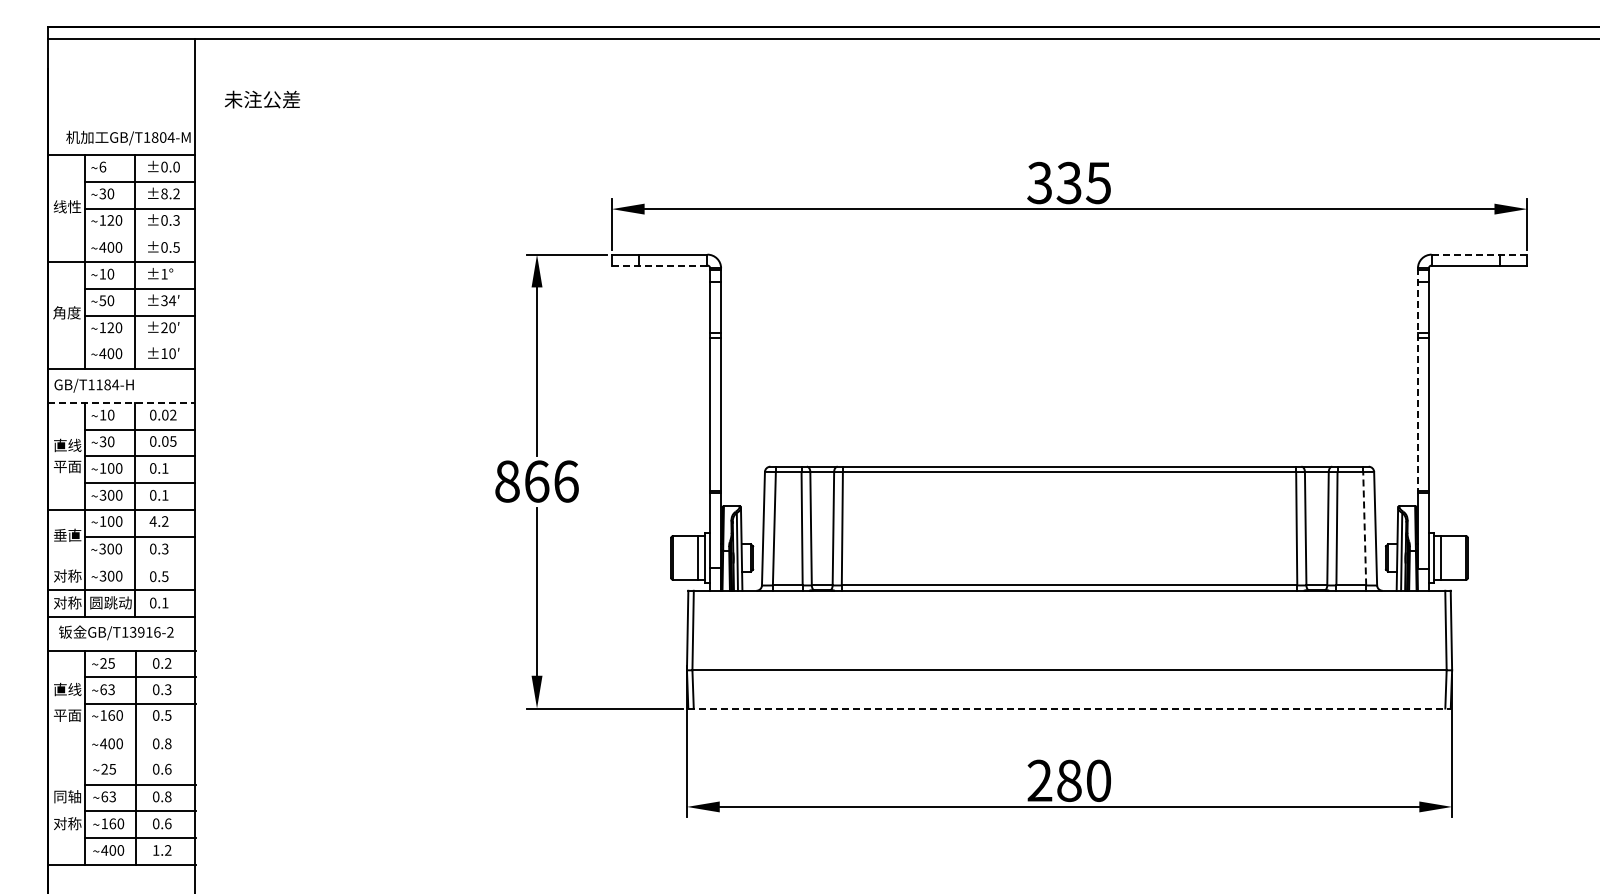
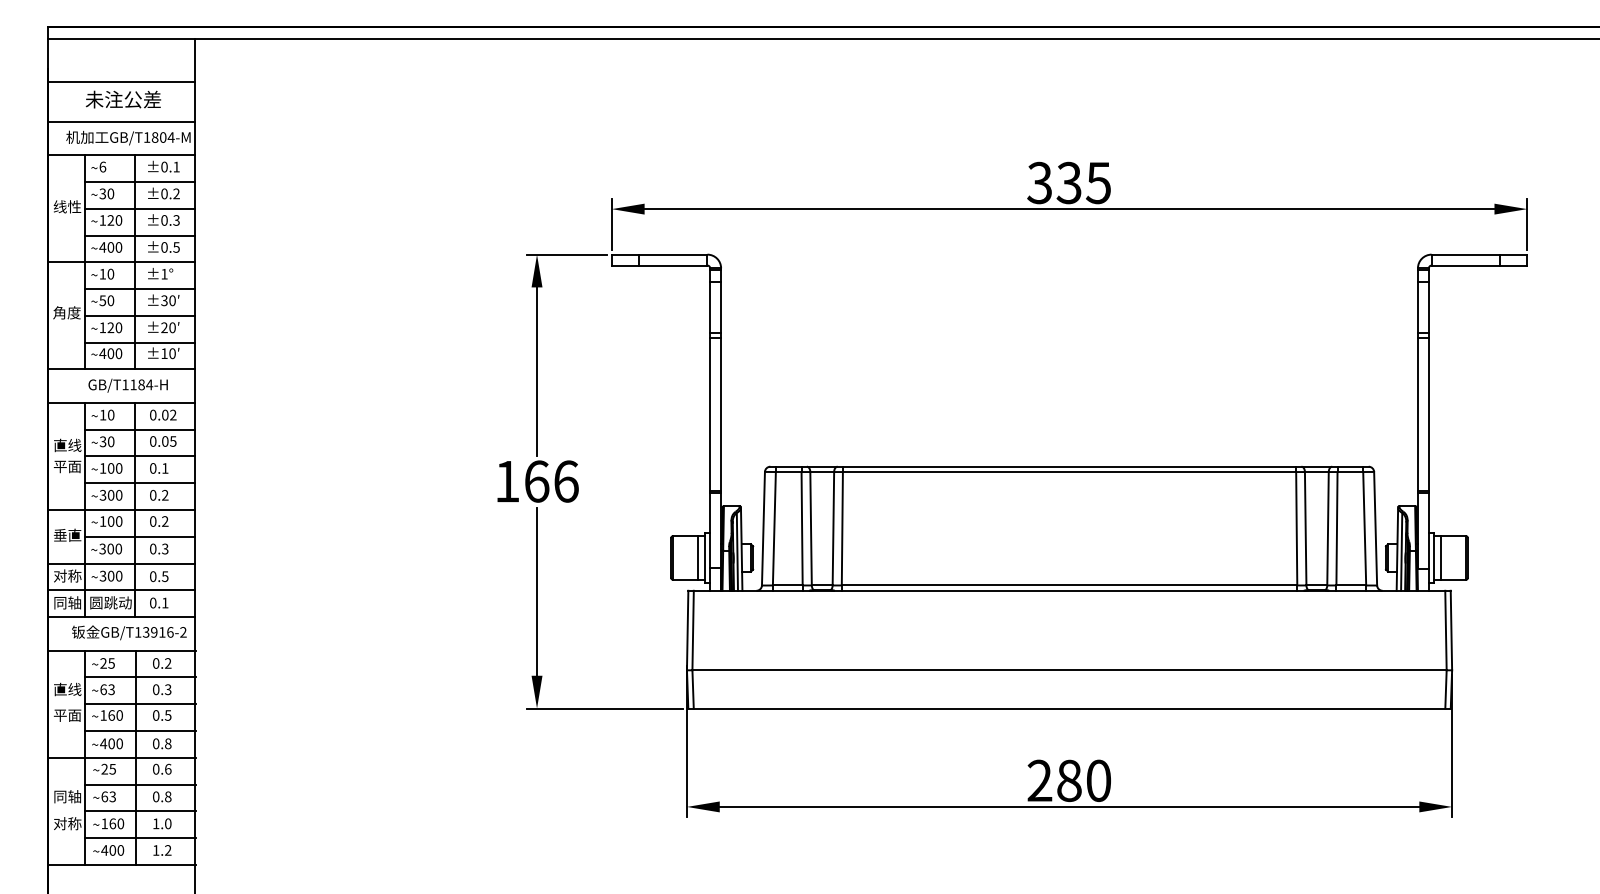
line: none -> present (121, 81)
text position: (262, 99) -> (123, 99) (123, 99)
line: none -> present (121, 121)
text: ±0.0 -> ±0.1 (176, 166)
text: ±8.2 -> ±0.2 (164, 193)
line: none -> present (139, 235)
line: dashed -> solid (1479, 254)
line: dashed -> solid (659, 265)
text: ±34 -> ±30 (172, 300)
line: none -> present (139, 342)
line: dashed -> solid (1417, 379)
text position: (93, 385) -> (127, 385) (127, 385)
line: dashed -> solid (121, 402)
text: 866 -> 166 (507, 481)
text: 0.1 -> 0.2 (165, 495)
text: 4.2 -> 0.2 (152, 521)
line: dashed -> solid (1364, 528)
line: none -> present (121, 563)
text: 对称 -> 同轴 (67, 602)
text position: (116, 632) -> (129, 632) (129, 632)
line: dashed -> solid (1070, 708)
line: none -> present (139, 731)
line: none -> present (121, 757)
text: 0.6 -> 1.0 (162, 823)
